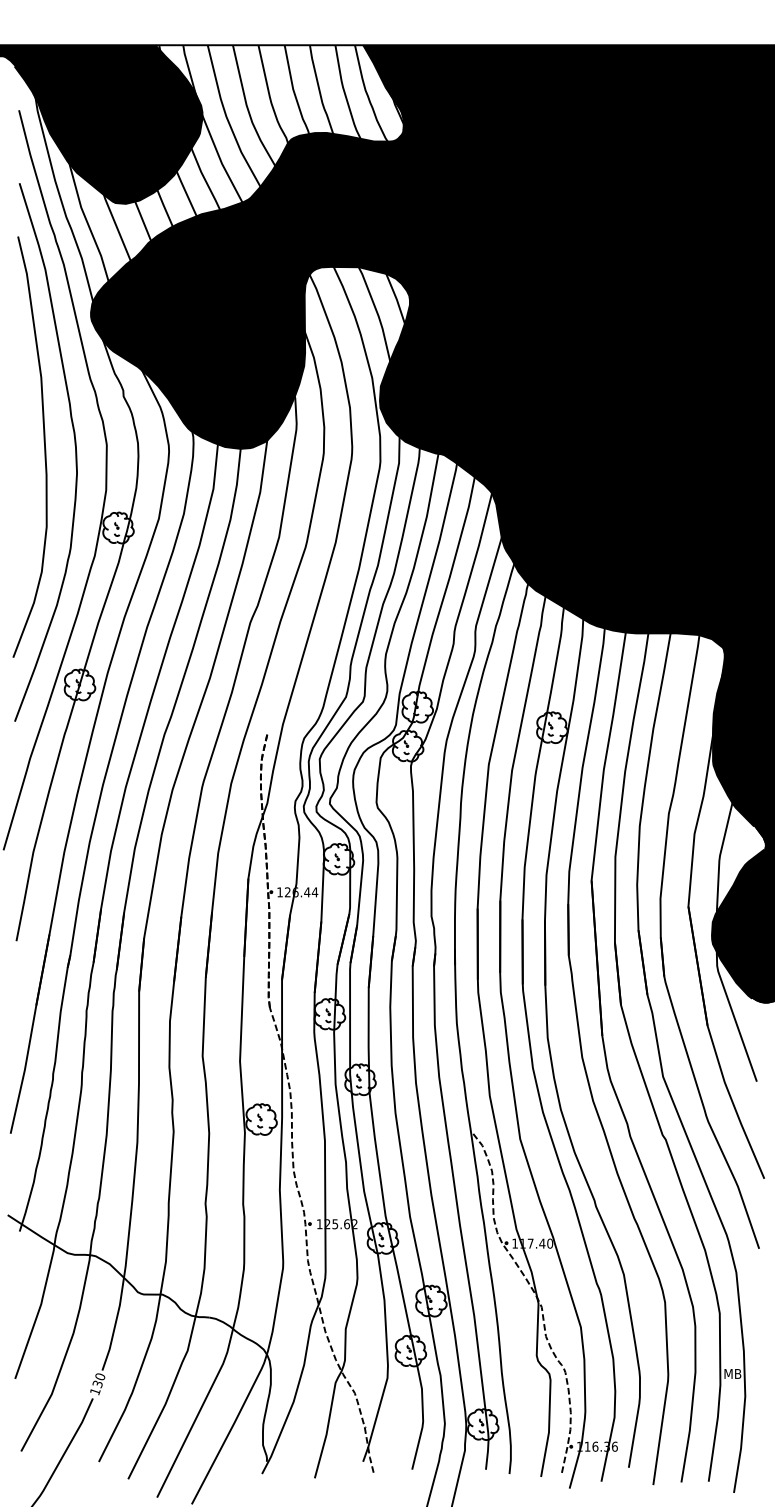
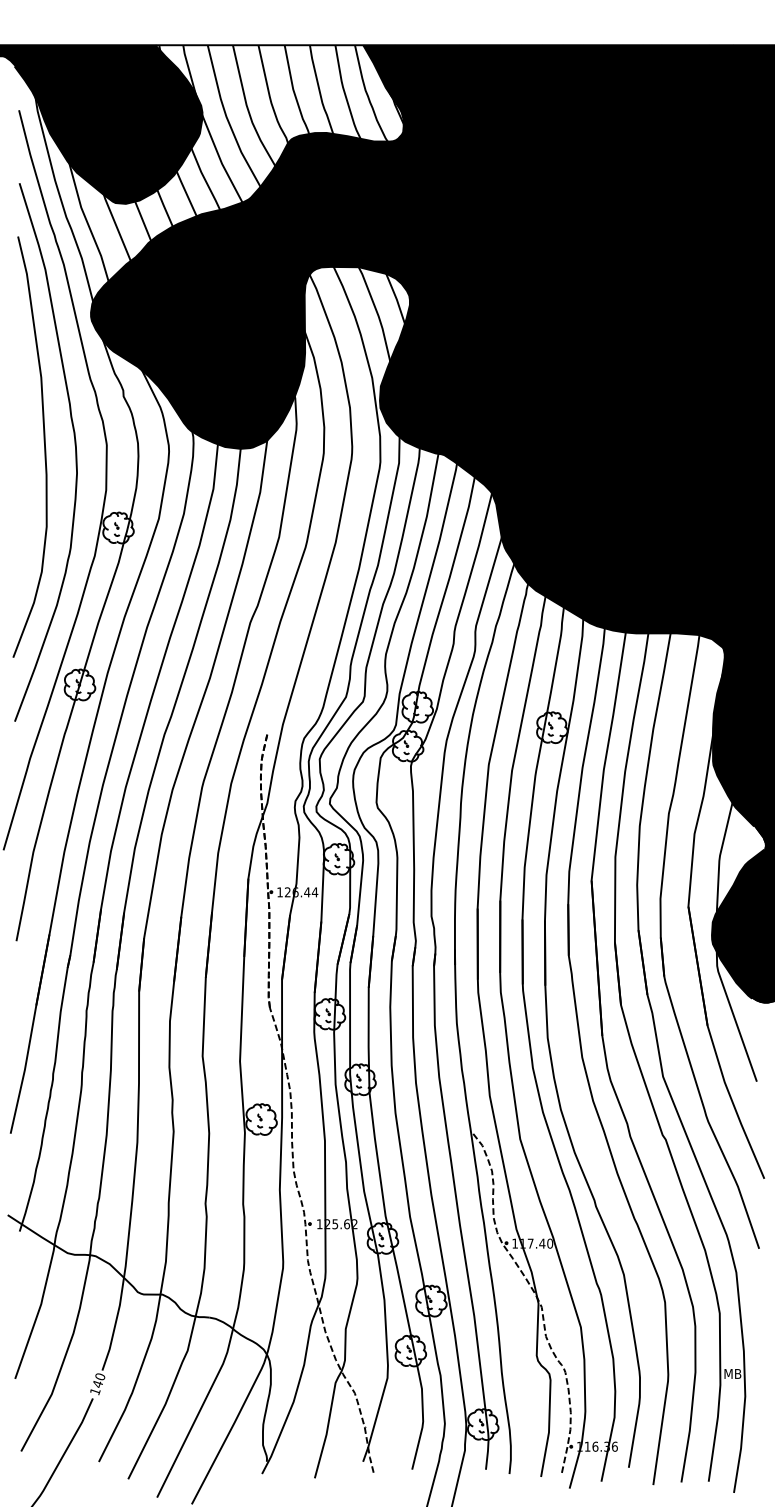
text: 130 -> 140 (97, 1384)
